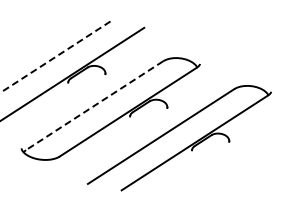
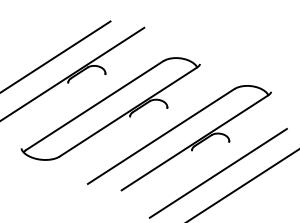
line: dashed -> solid (55, 57)
line: dashed -> solid (94, 105)
line: none -> present (217, 172)
line: none -> present (243, 185)
